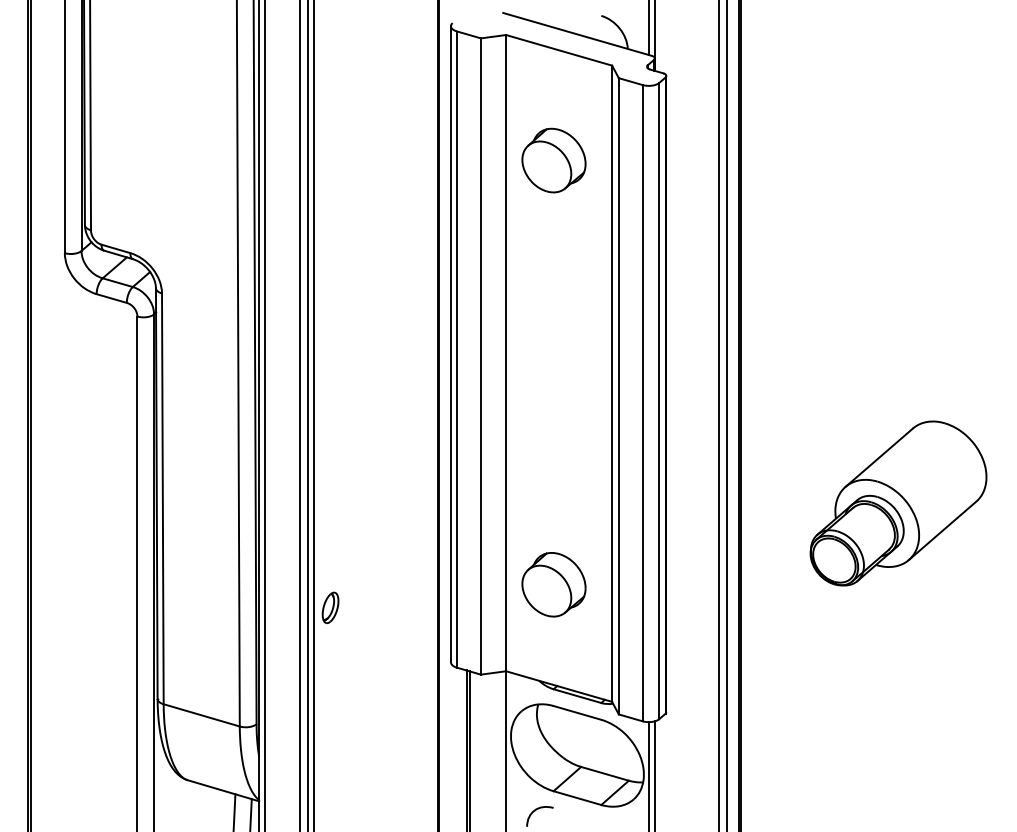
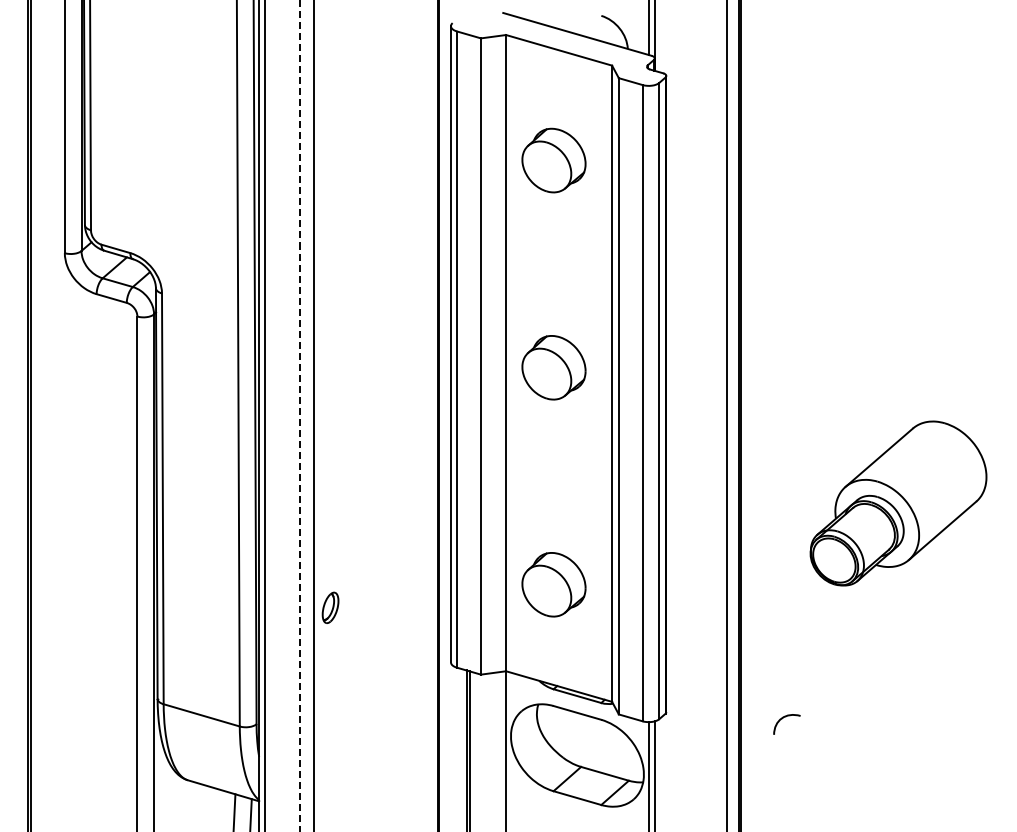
part: none -> present (553, 367)
line: solid -> dashed (299, 415)
line: present -> none (307, 415)
line: present -> none (718, 415)
curve position: (535, 811) -> (782, 719) (782, 719)
